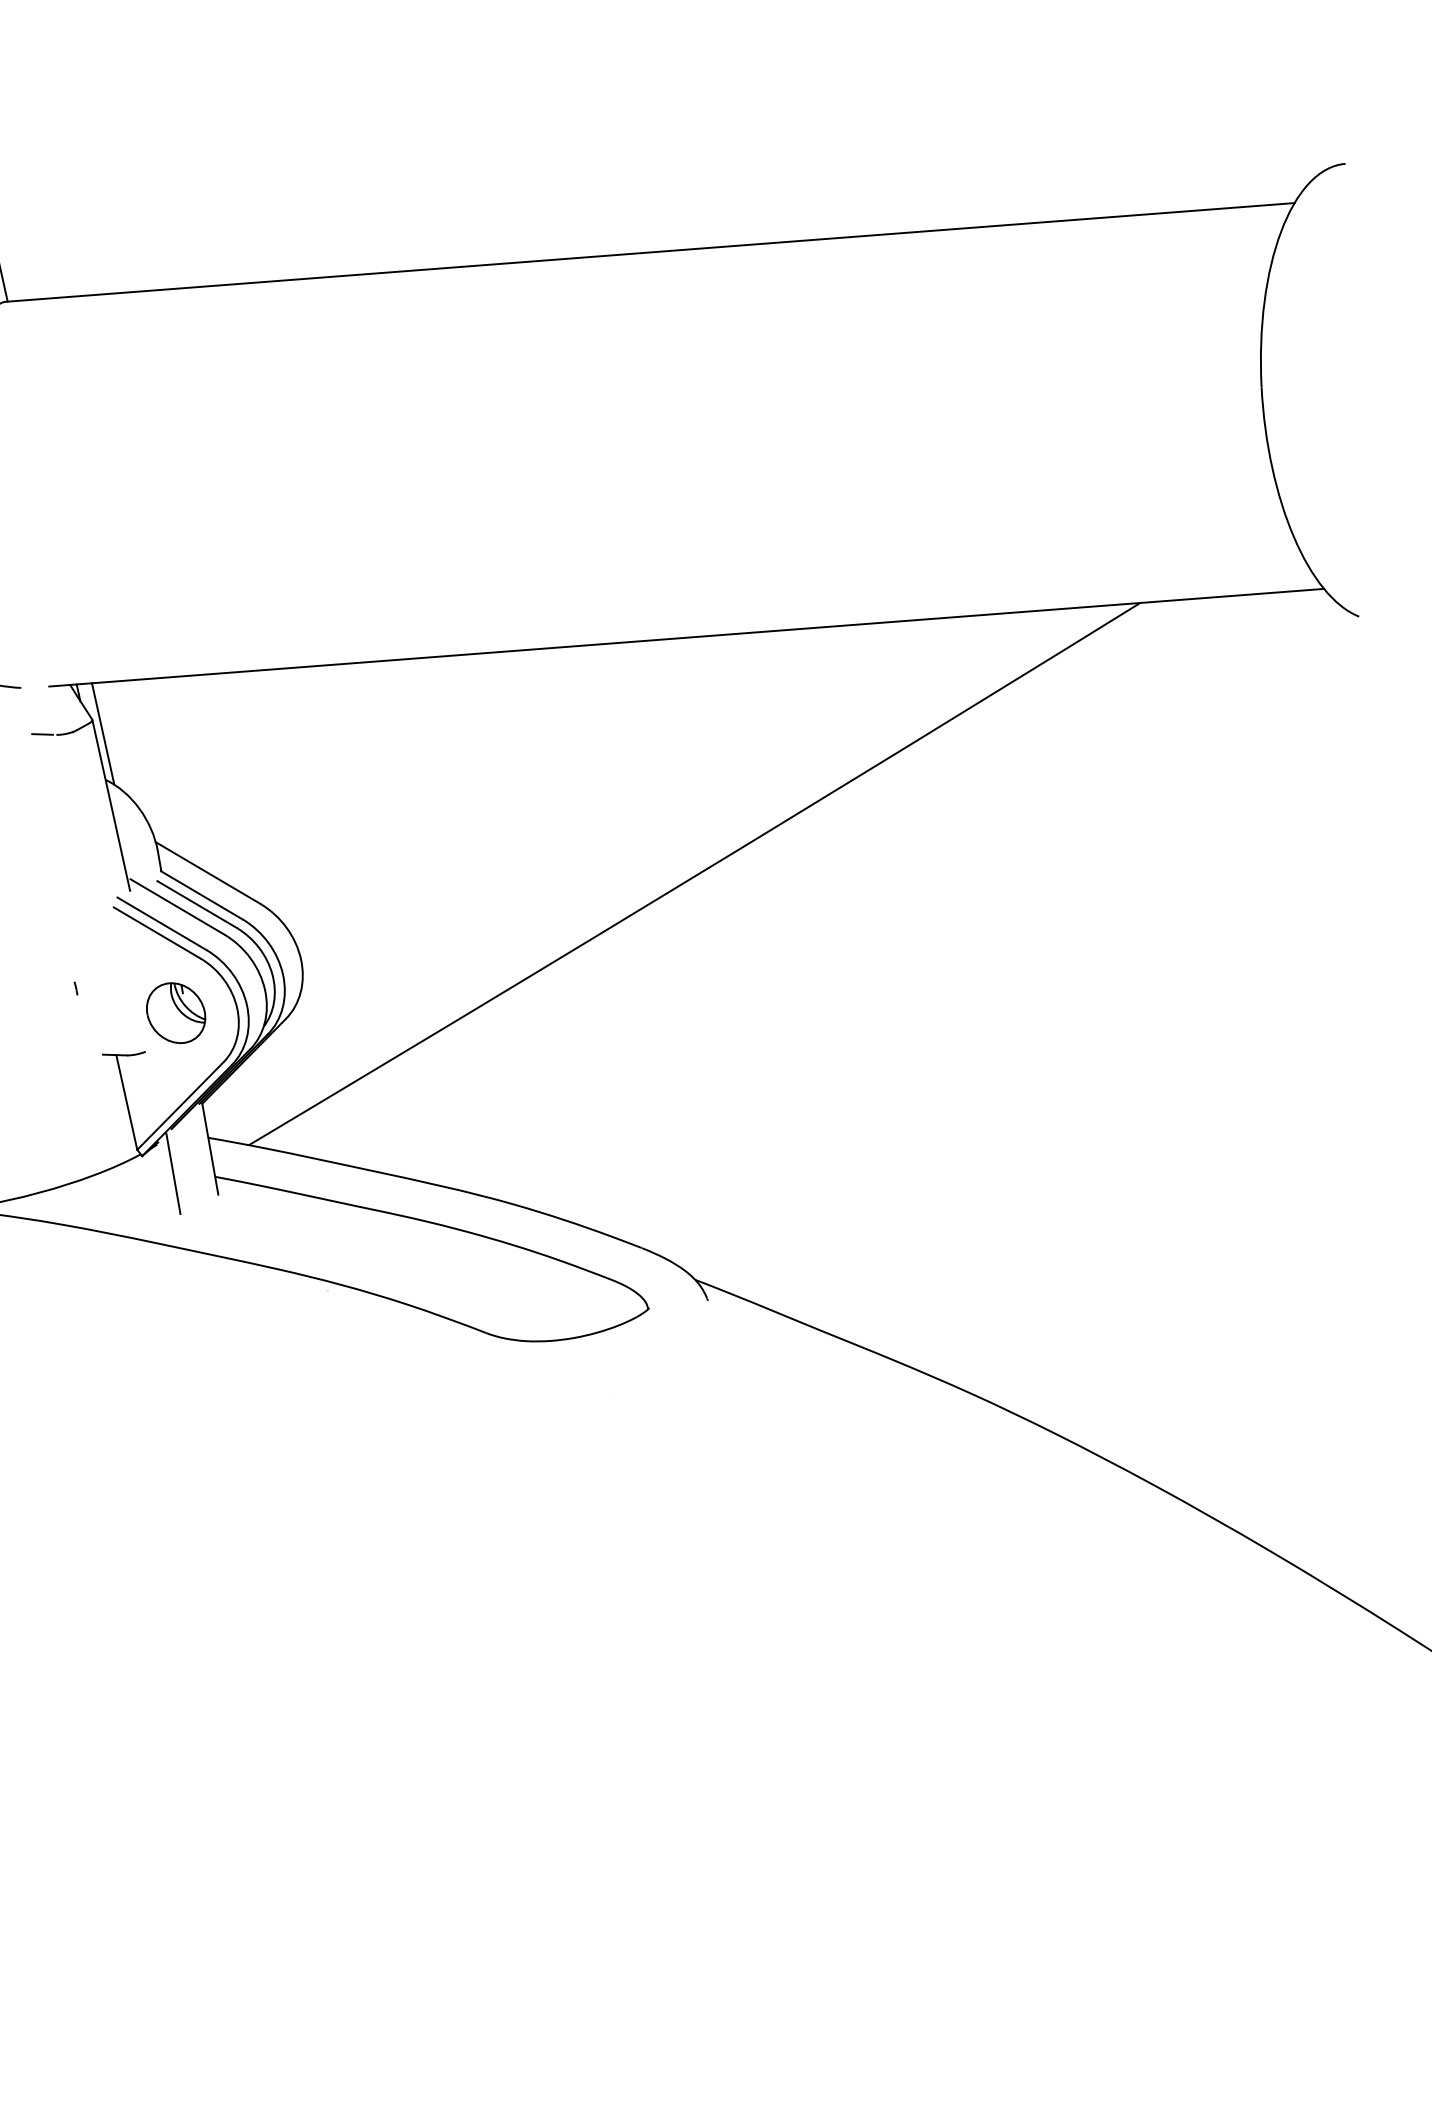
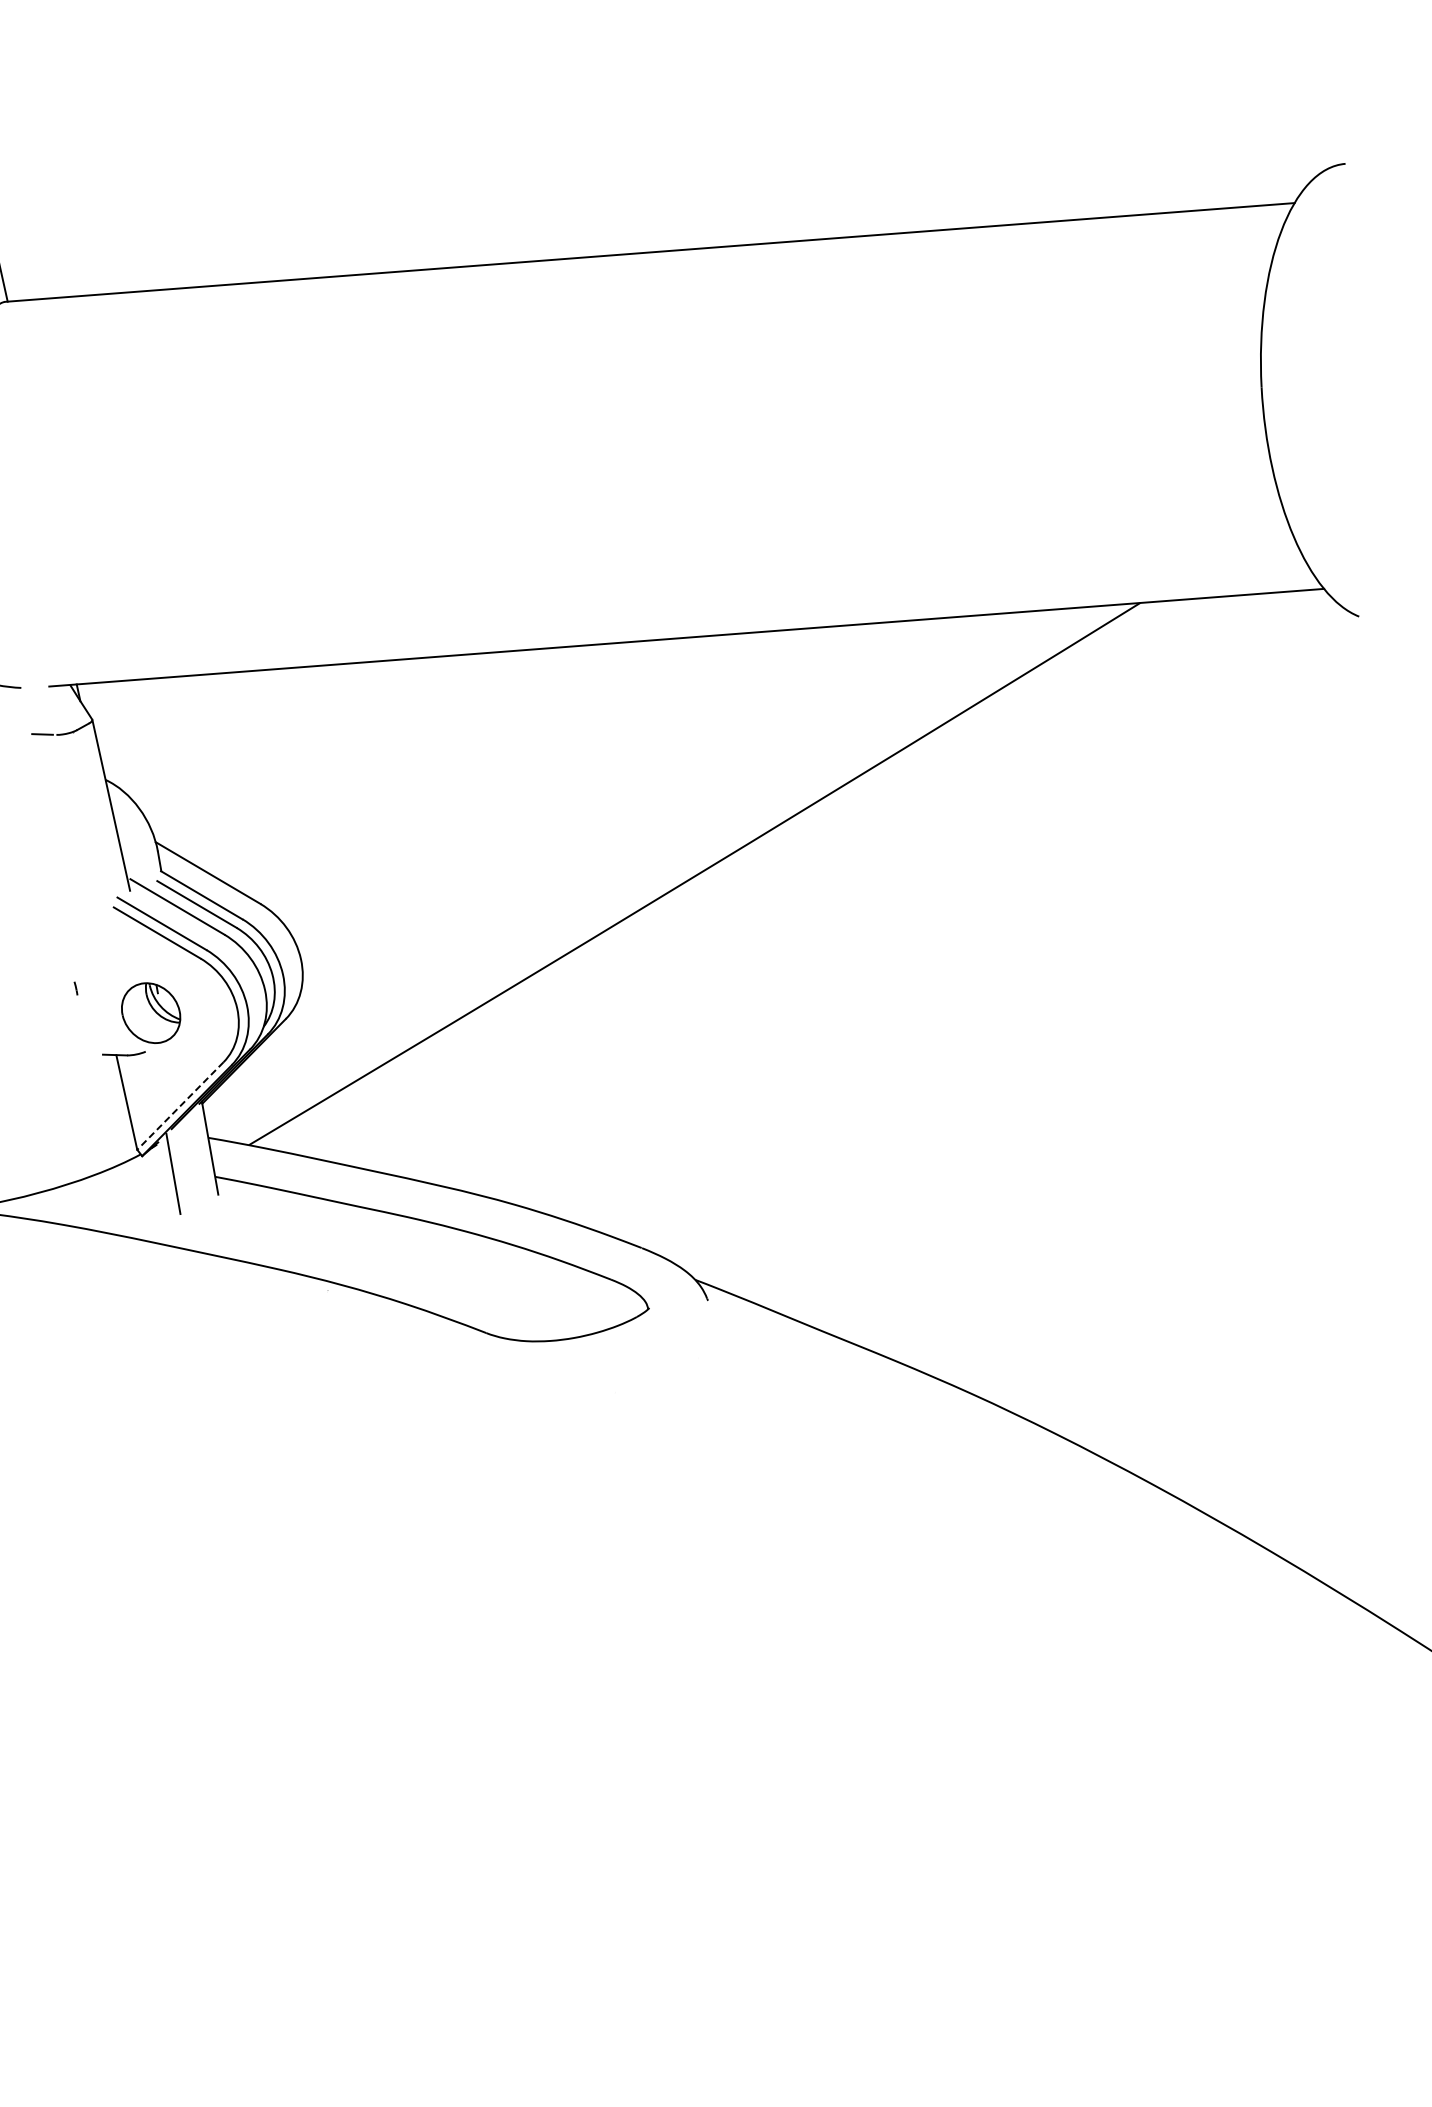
line: present -> none (103, 733)
part position: (176, 1012) -> (151, 1012) (151, 1012)
line: solid -> dashed (180, 1106)
